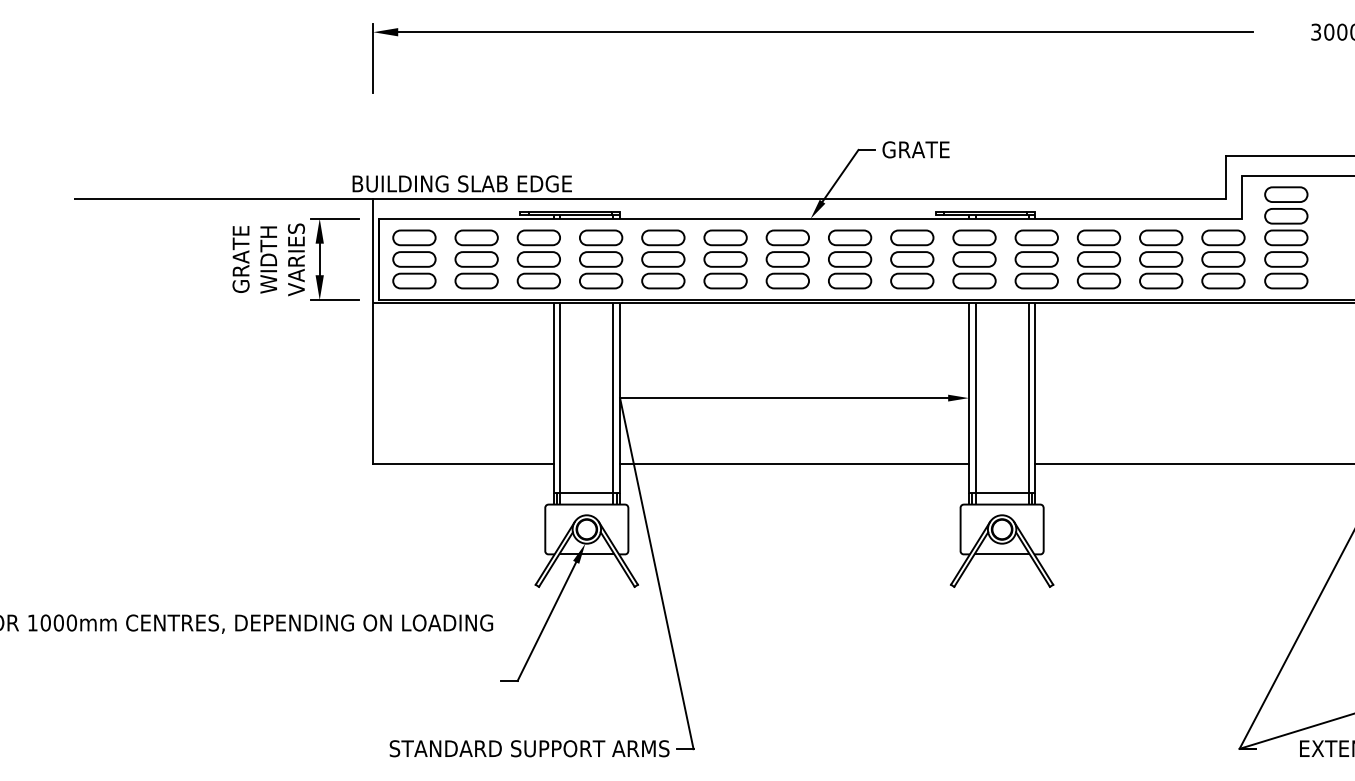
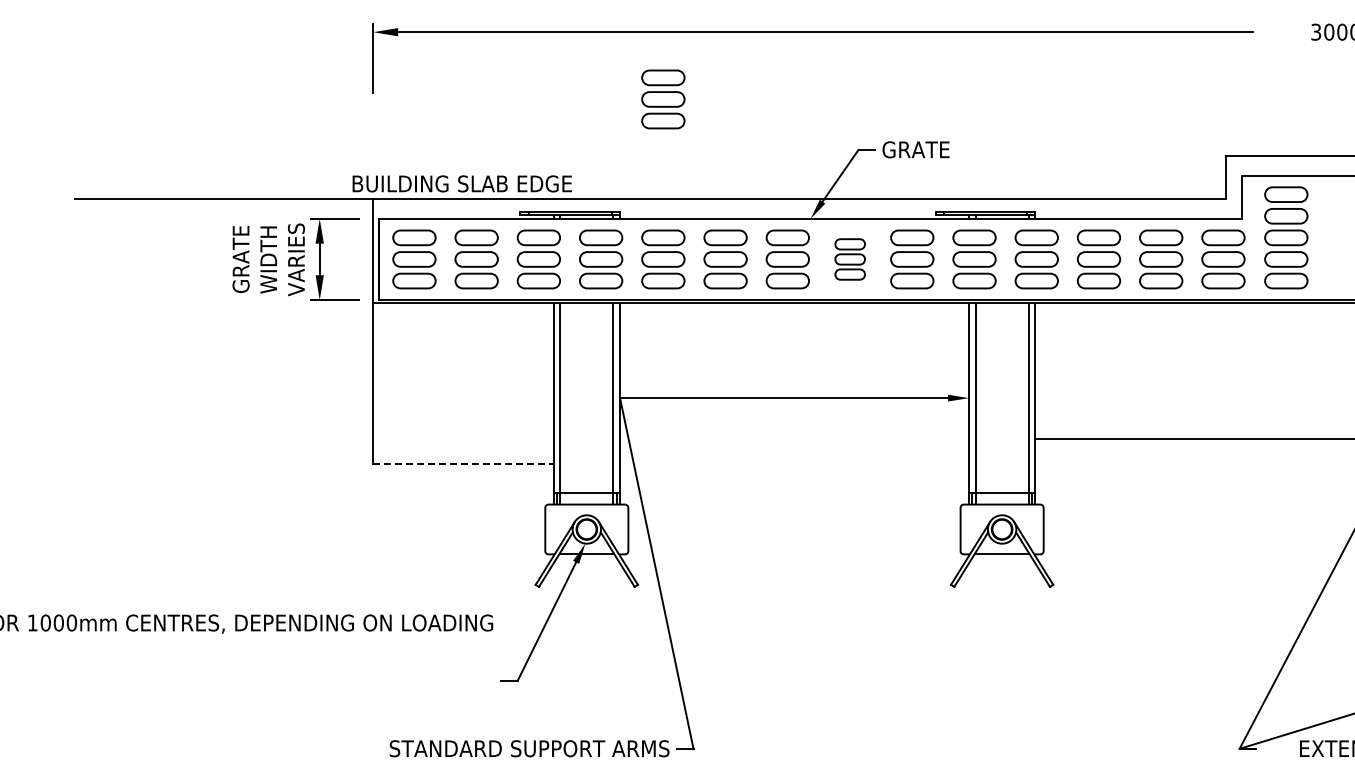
part: none -> present (663, 99)
part size: 45x61 px -> 32x43 px (849, 259)
line: solid -> dashed (463, 463)
line: present -> none (794, 463)
line position: (1193, 463) -> (1193, 438) (1193, 438)
